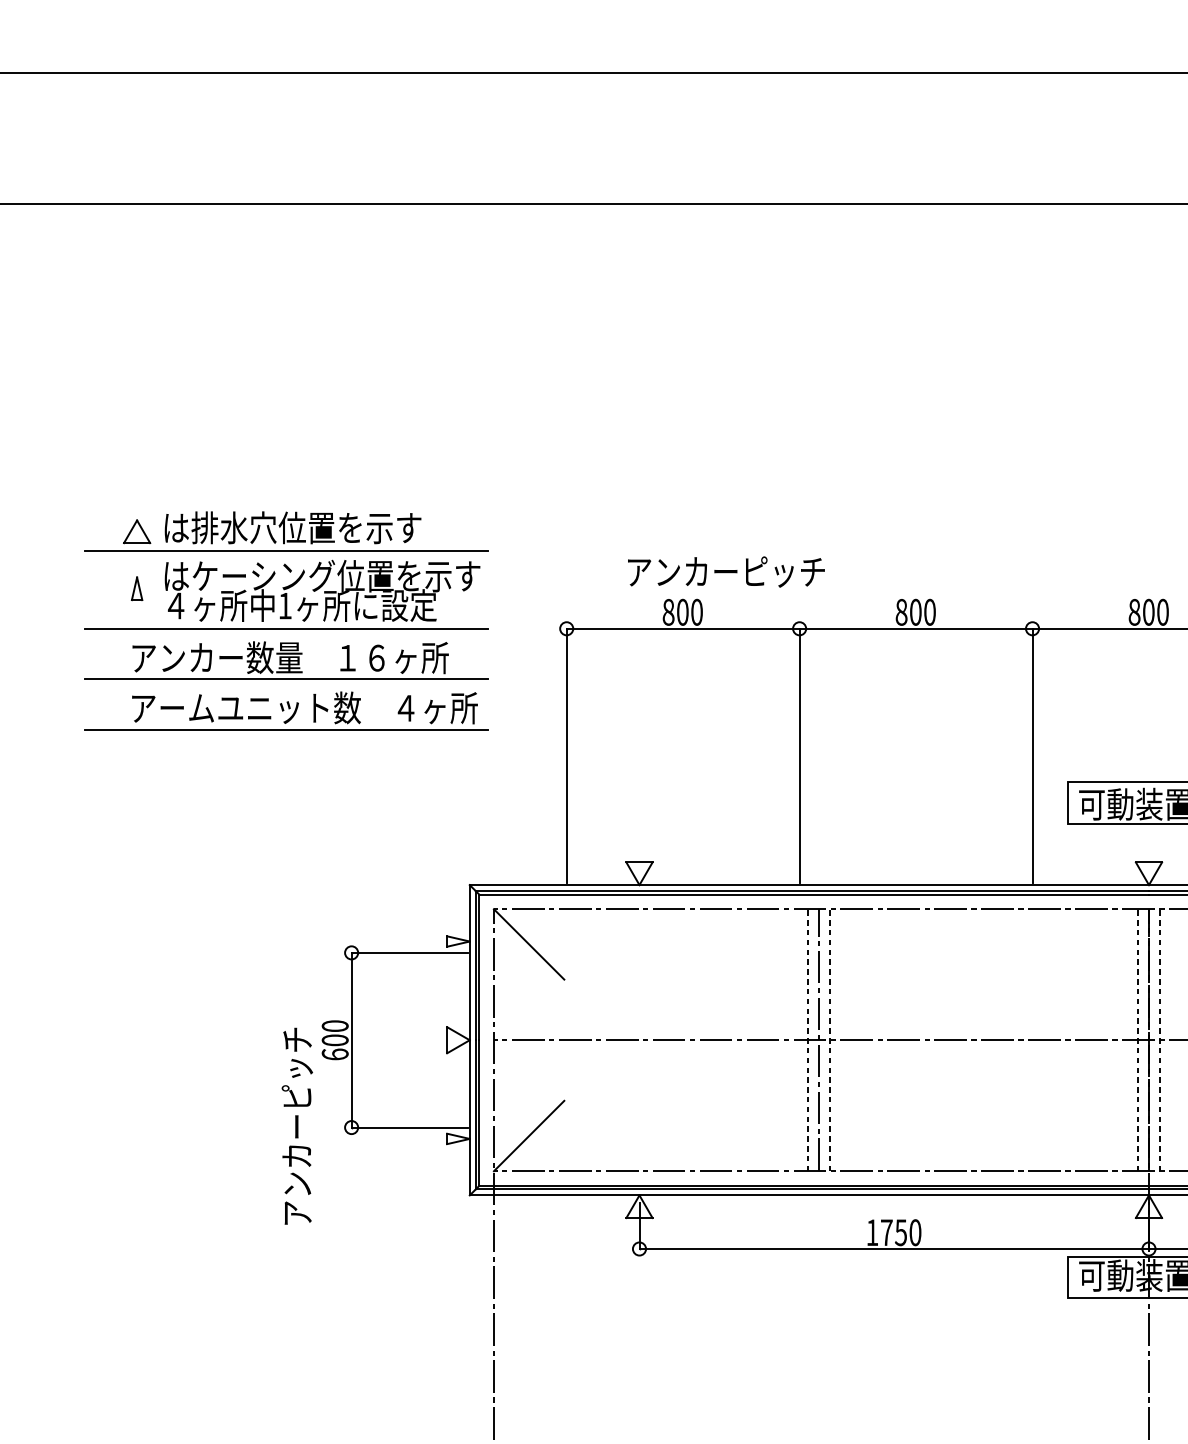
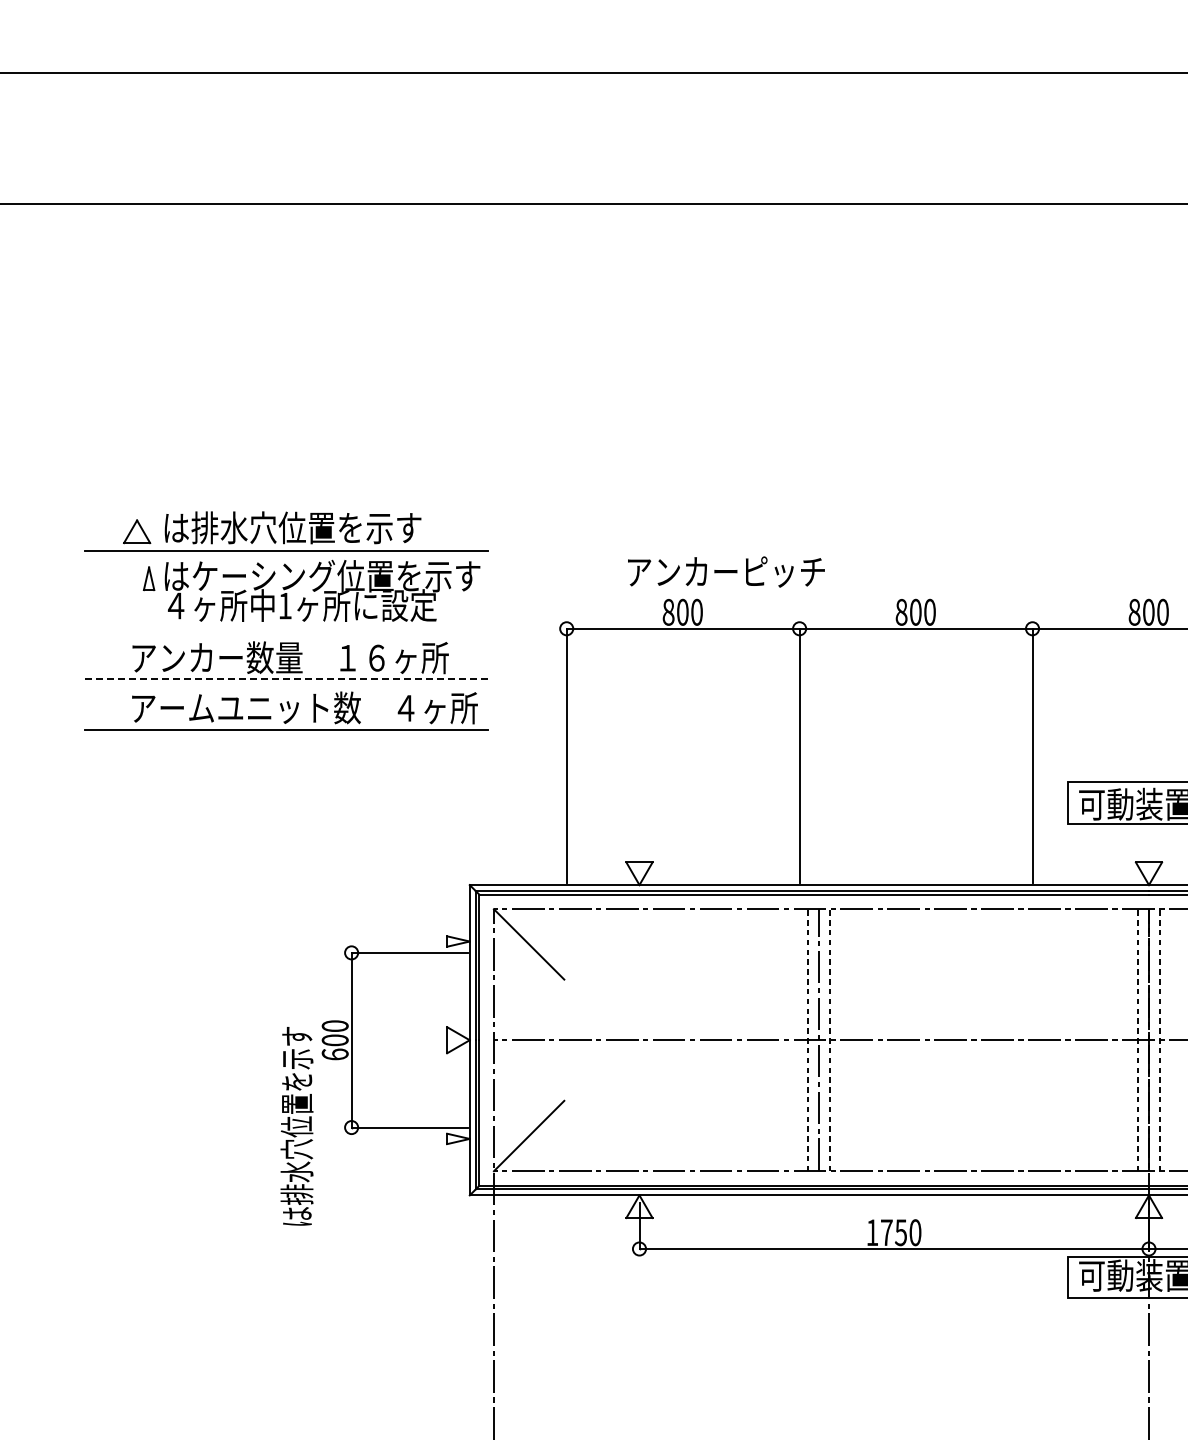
part position: (136, 588) -> (148, 578) (148, 578)
line: present -> none (286, 628)
line: solid -> dashed (286, 679)
text: アンカーピッチ -> は排水穴位置を示す (296, 1125)
